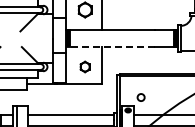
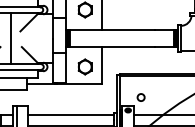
line: none -> present (11, 38)
line: dashed -> solid (110, 47)
part size: 12x14 px -> 16x18 px (84, 66)
